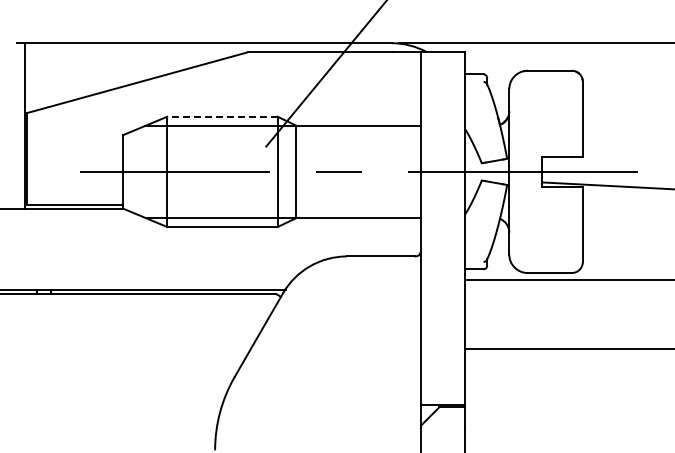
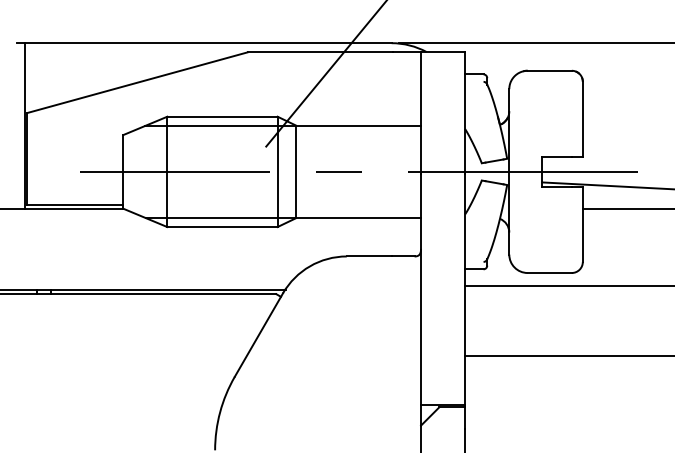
line: dashed -> solid (221, 116)
line: none -> present (626, 208)
line position: (568, 279) -> (568, 285) (568, 285)
line position: (568, 348) -> (568, 355) (568, 355)
